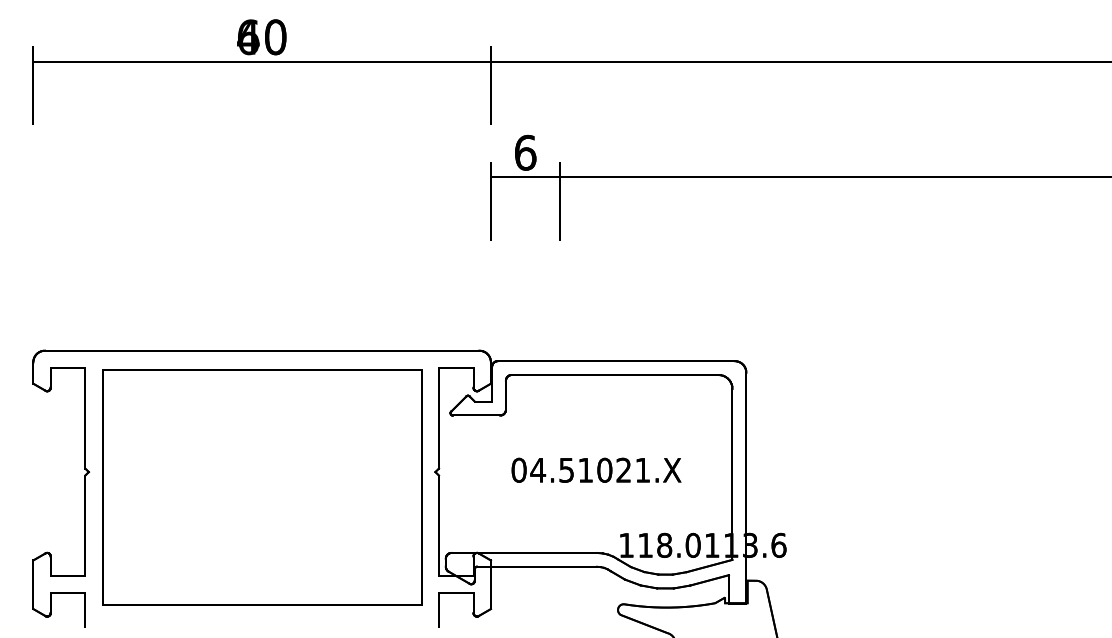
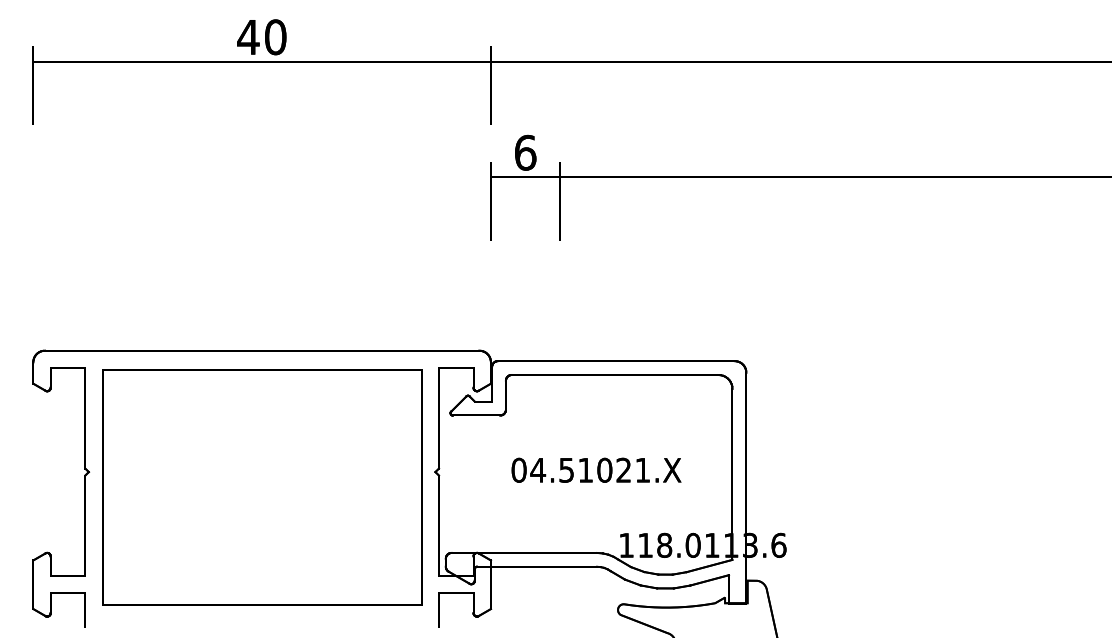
text: 60 -> 40 (248, 37)
